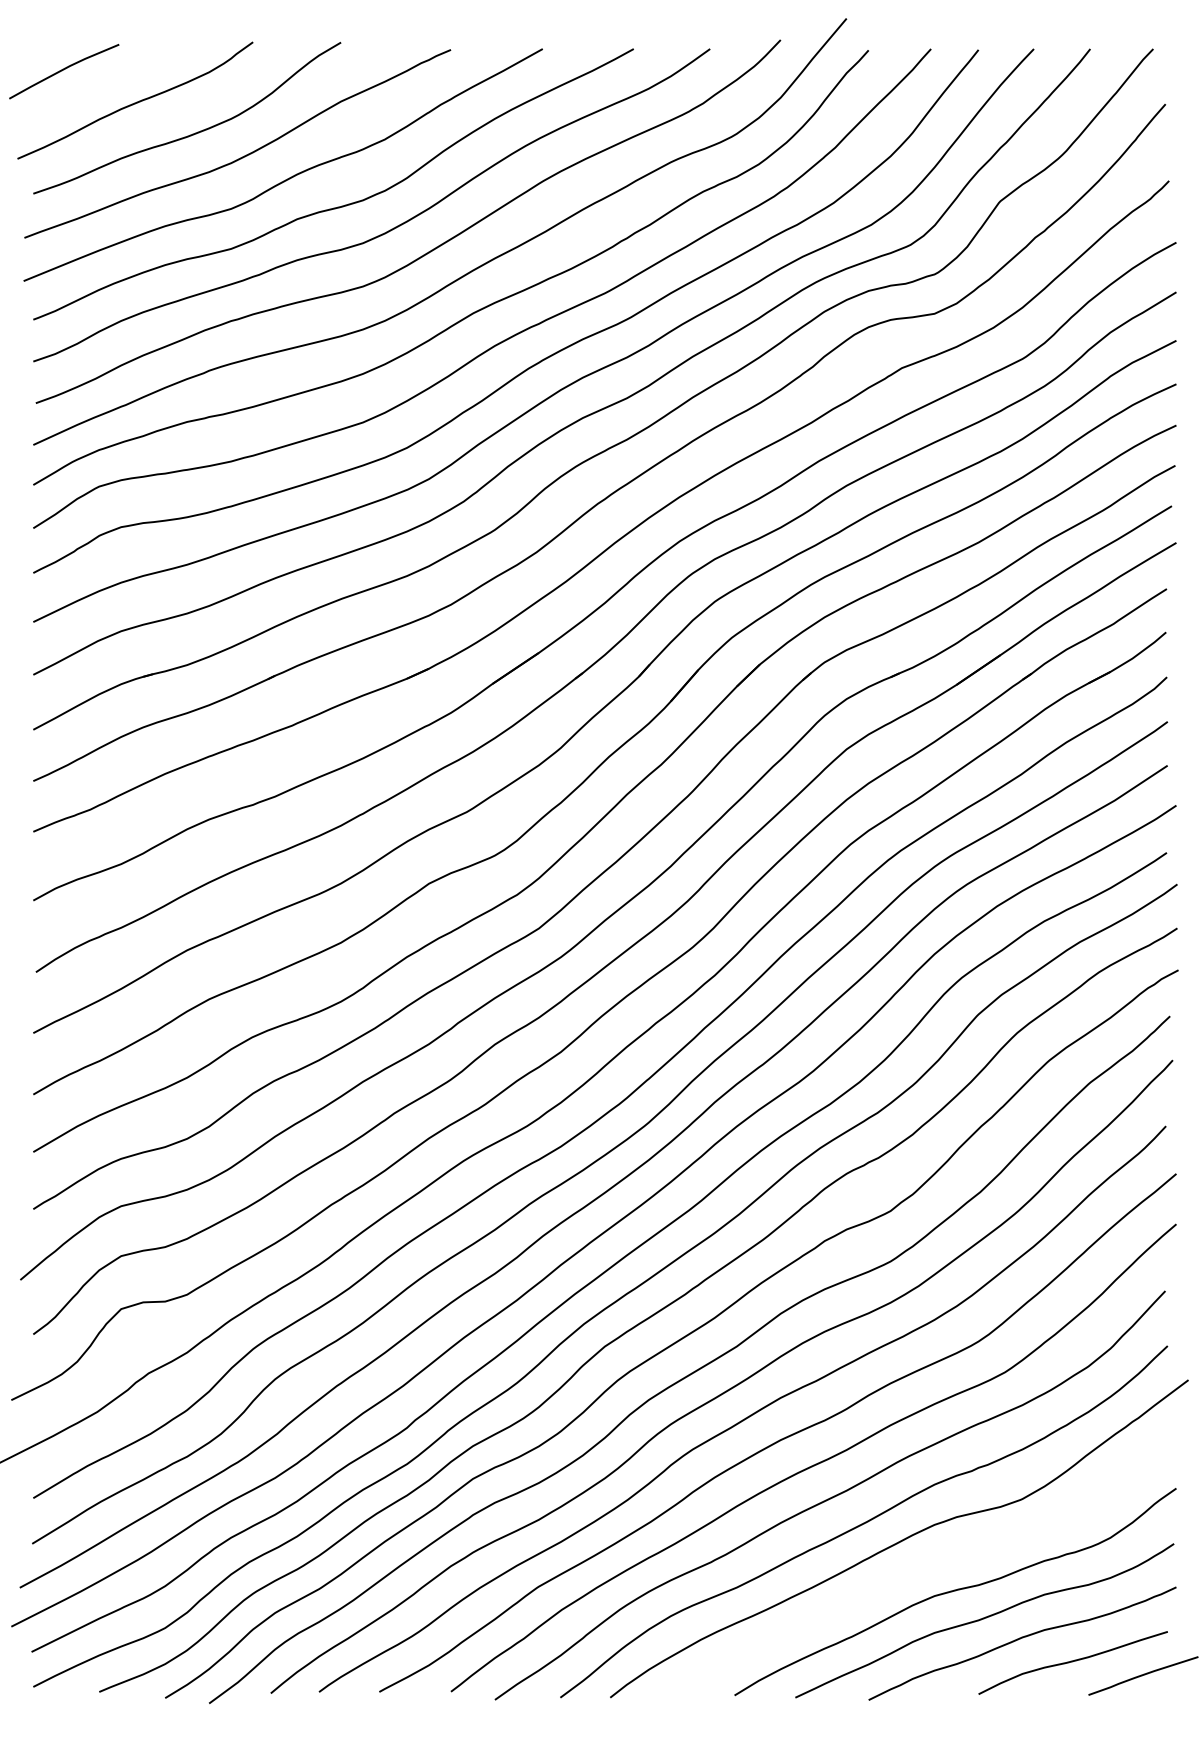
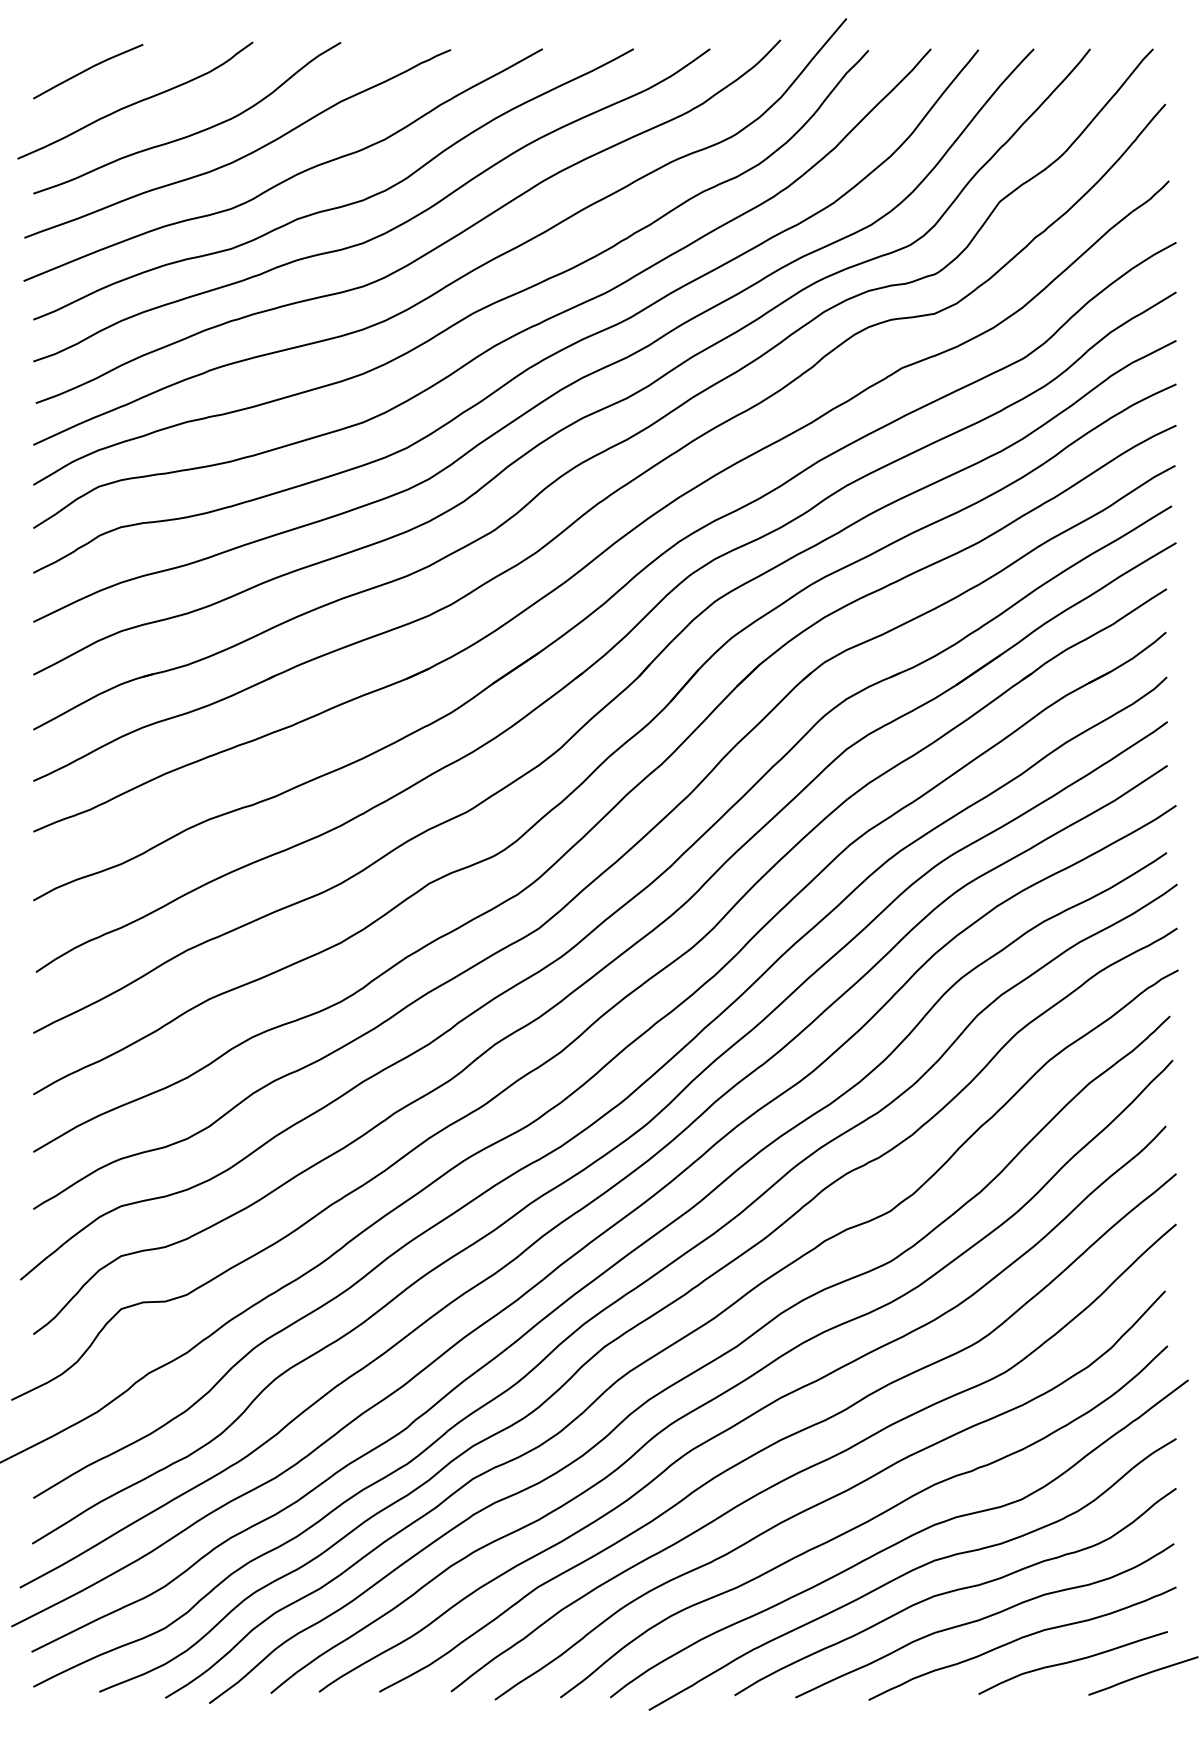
line position: (63, 70) -> (87, 70) (87, 70)
curve: none -> present (910, 1572)
